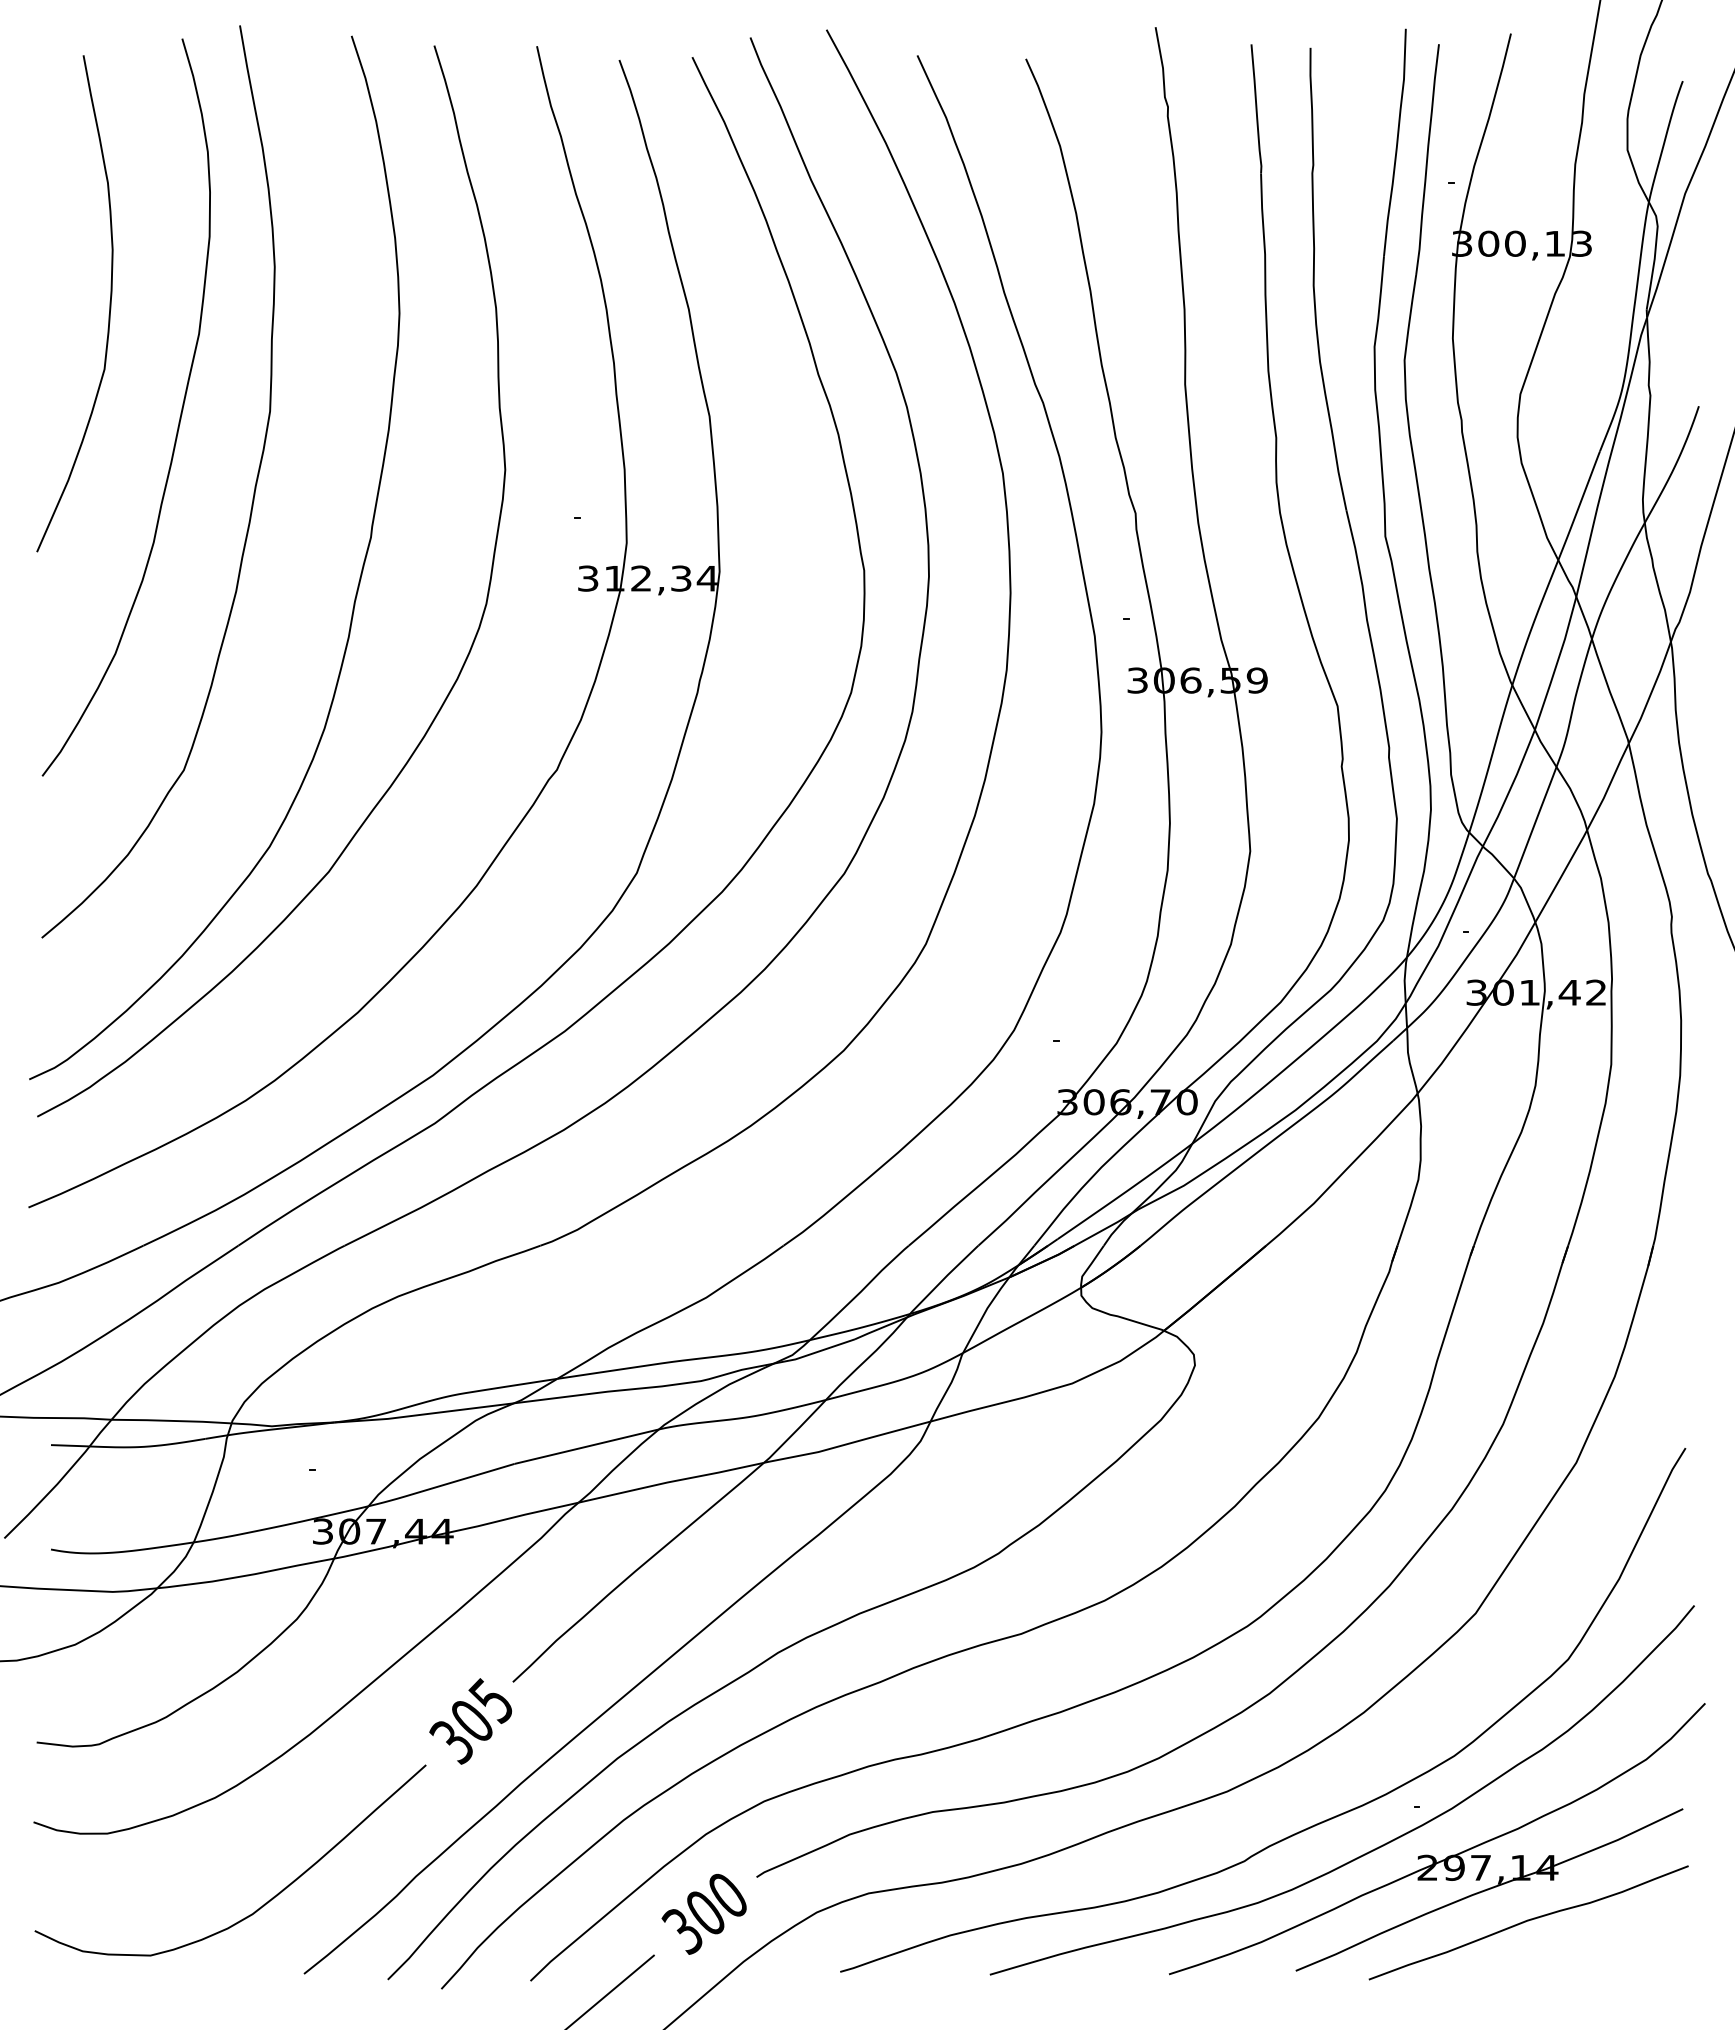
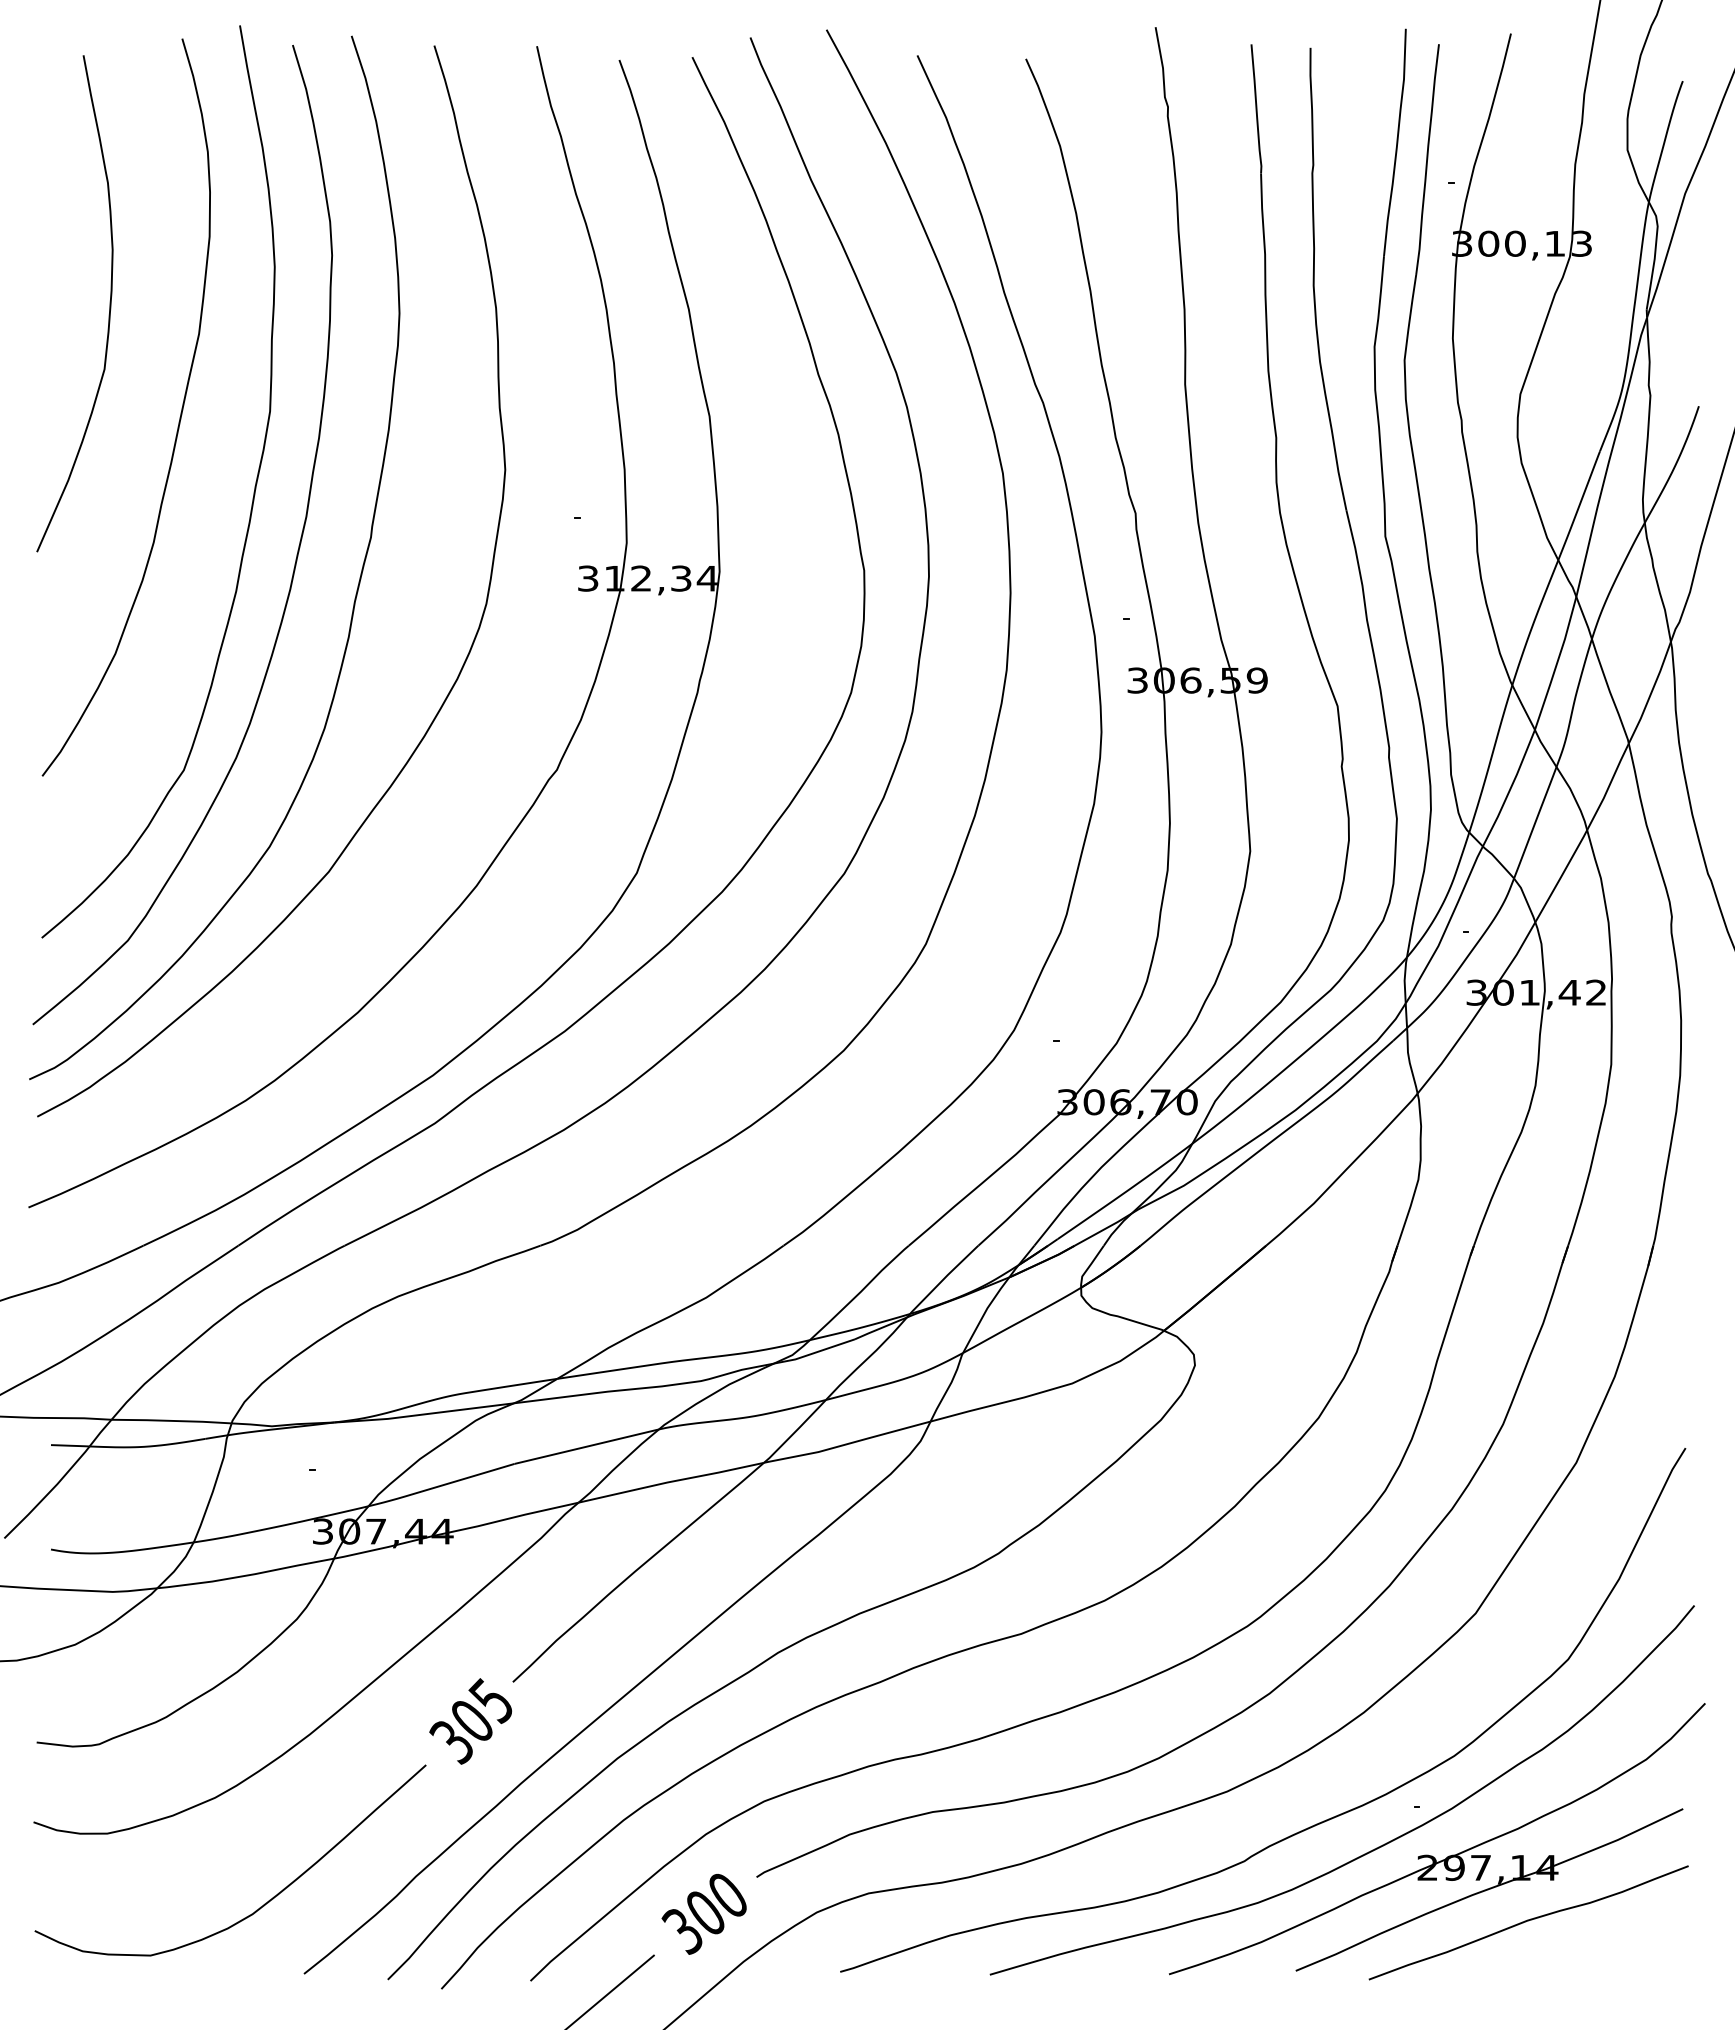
curve: none -> present (294, 563)
